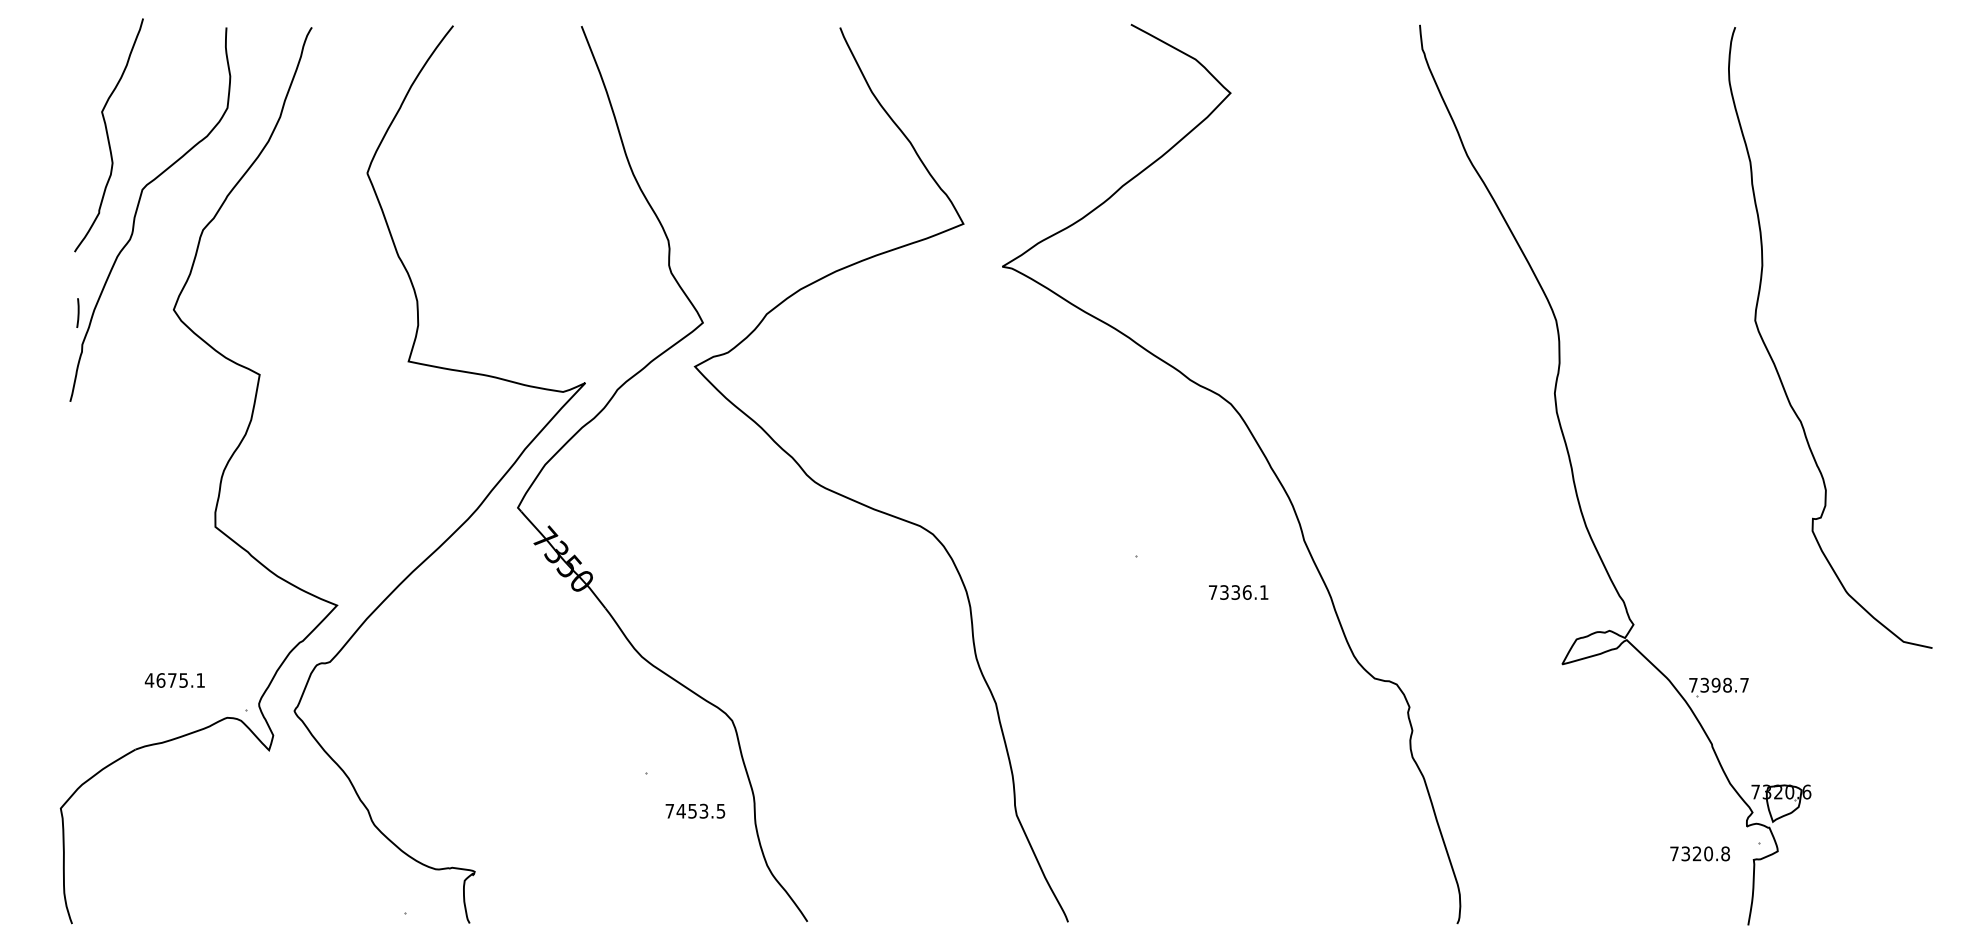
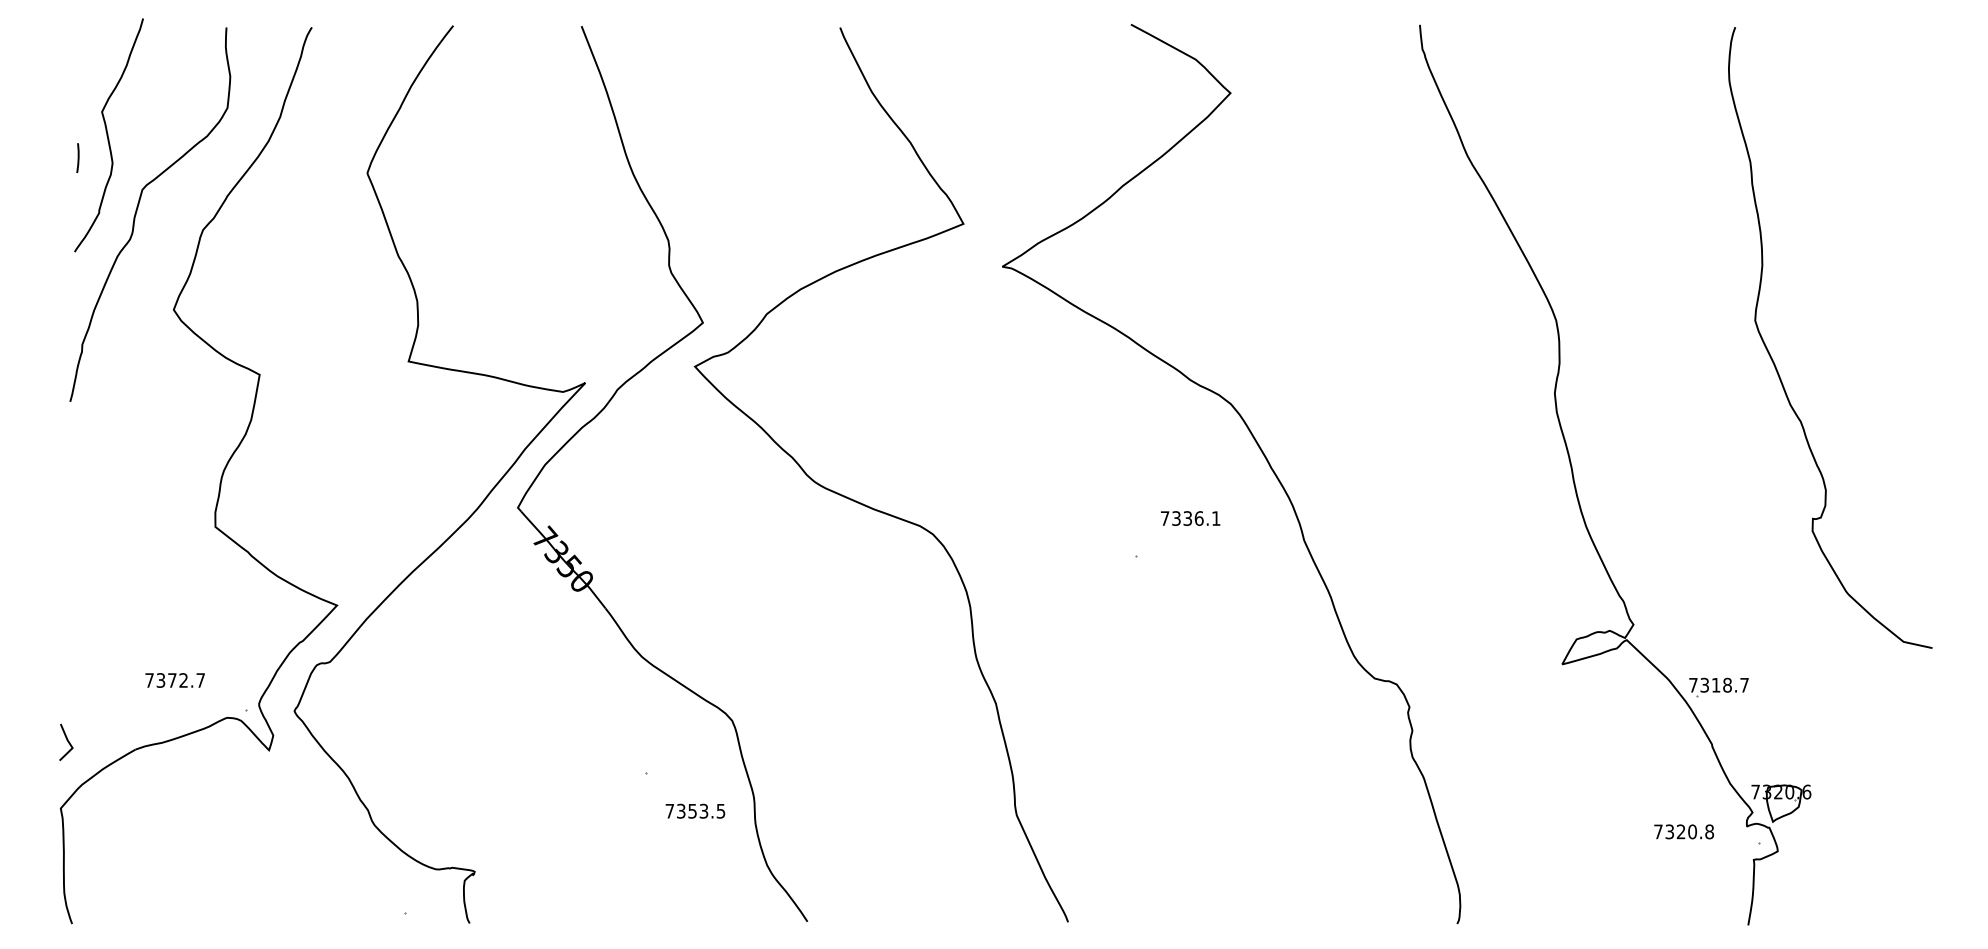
line position: (77, 312) -> (77, 157) (77, 157)
text position: (1238, 592) -> (1190, 518) (1190, 518)
text: 4675.1 -> 7372.7 (174, 680)
text: 7398.7 -> 7318.7 (1715, 684)
curve: none -> present (66, 740)
text: 7453.5 -> 7353.5 (680, 810)
text position: (1699, 853) -> (1683, 831) (1683, 831)
